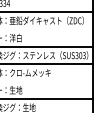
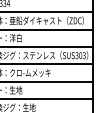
line: none -> present (47, 29)
line: none -> present (47, 81)
